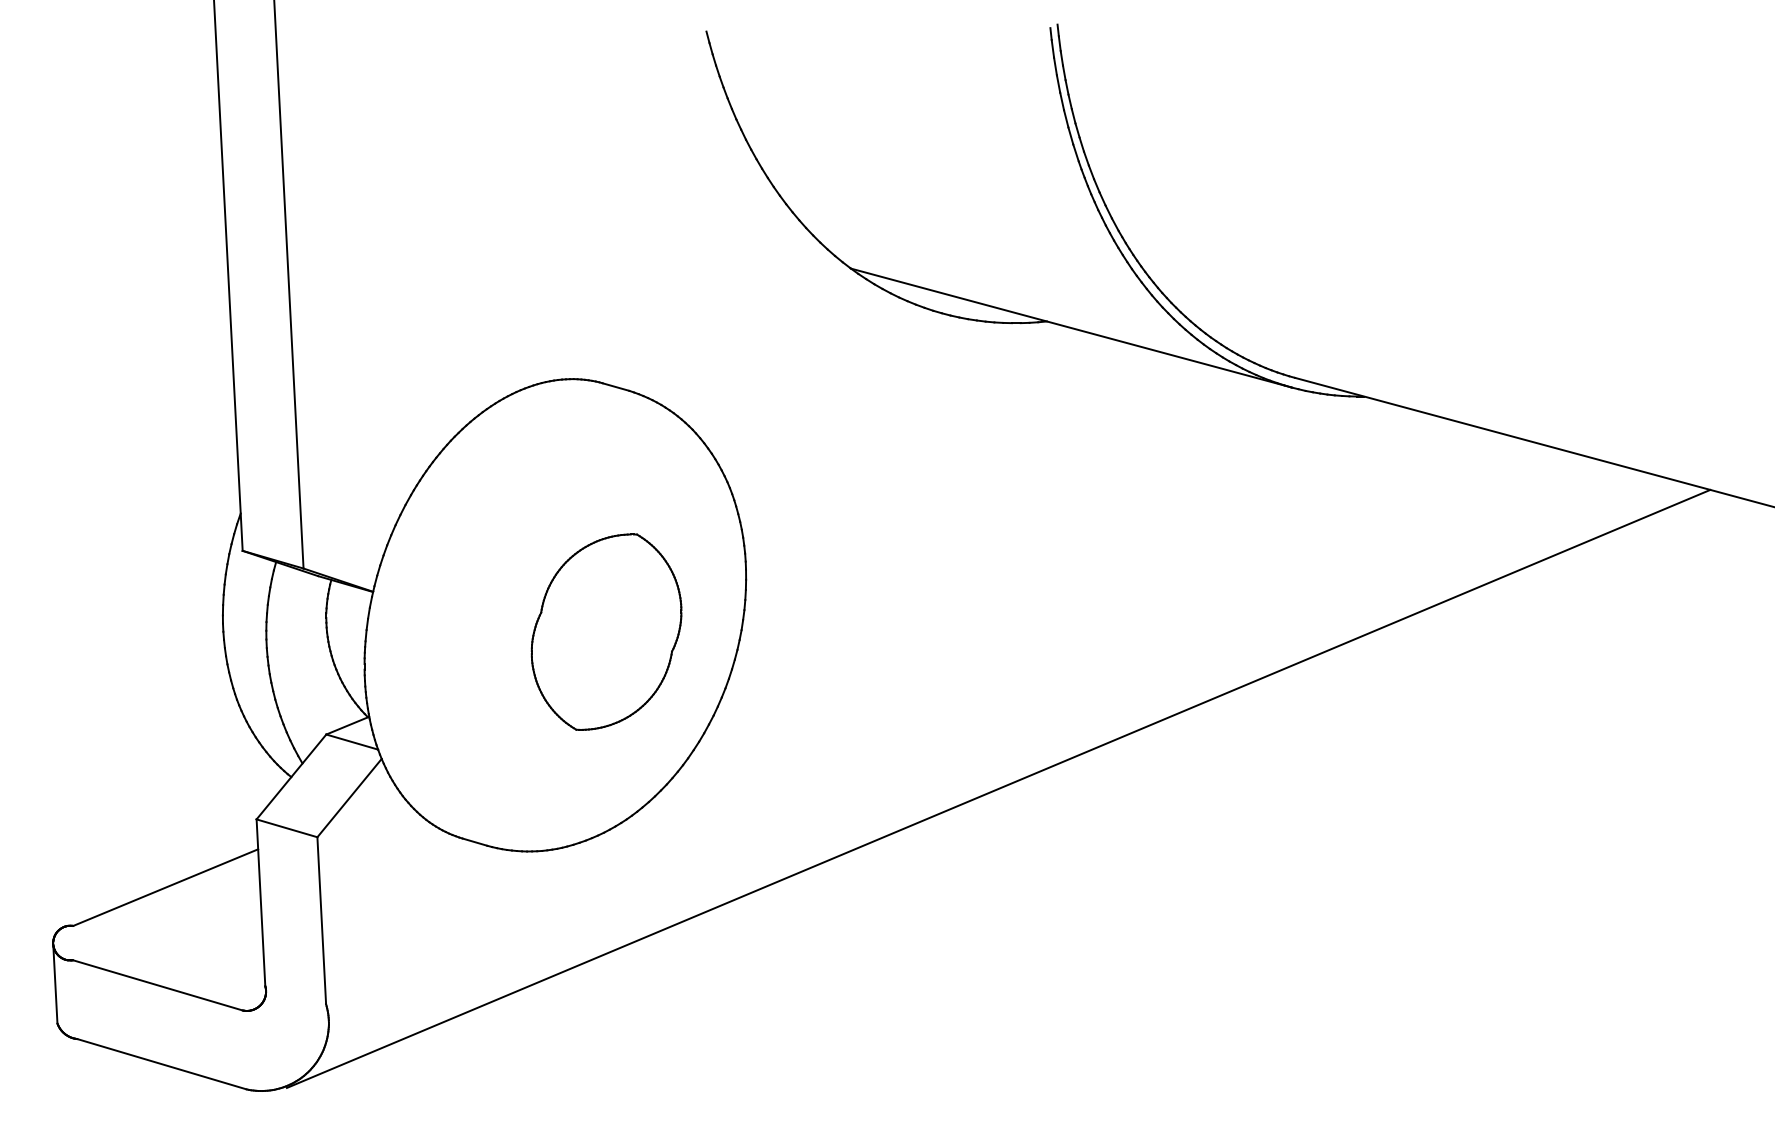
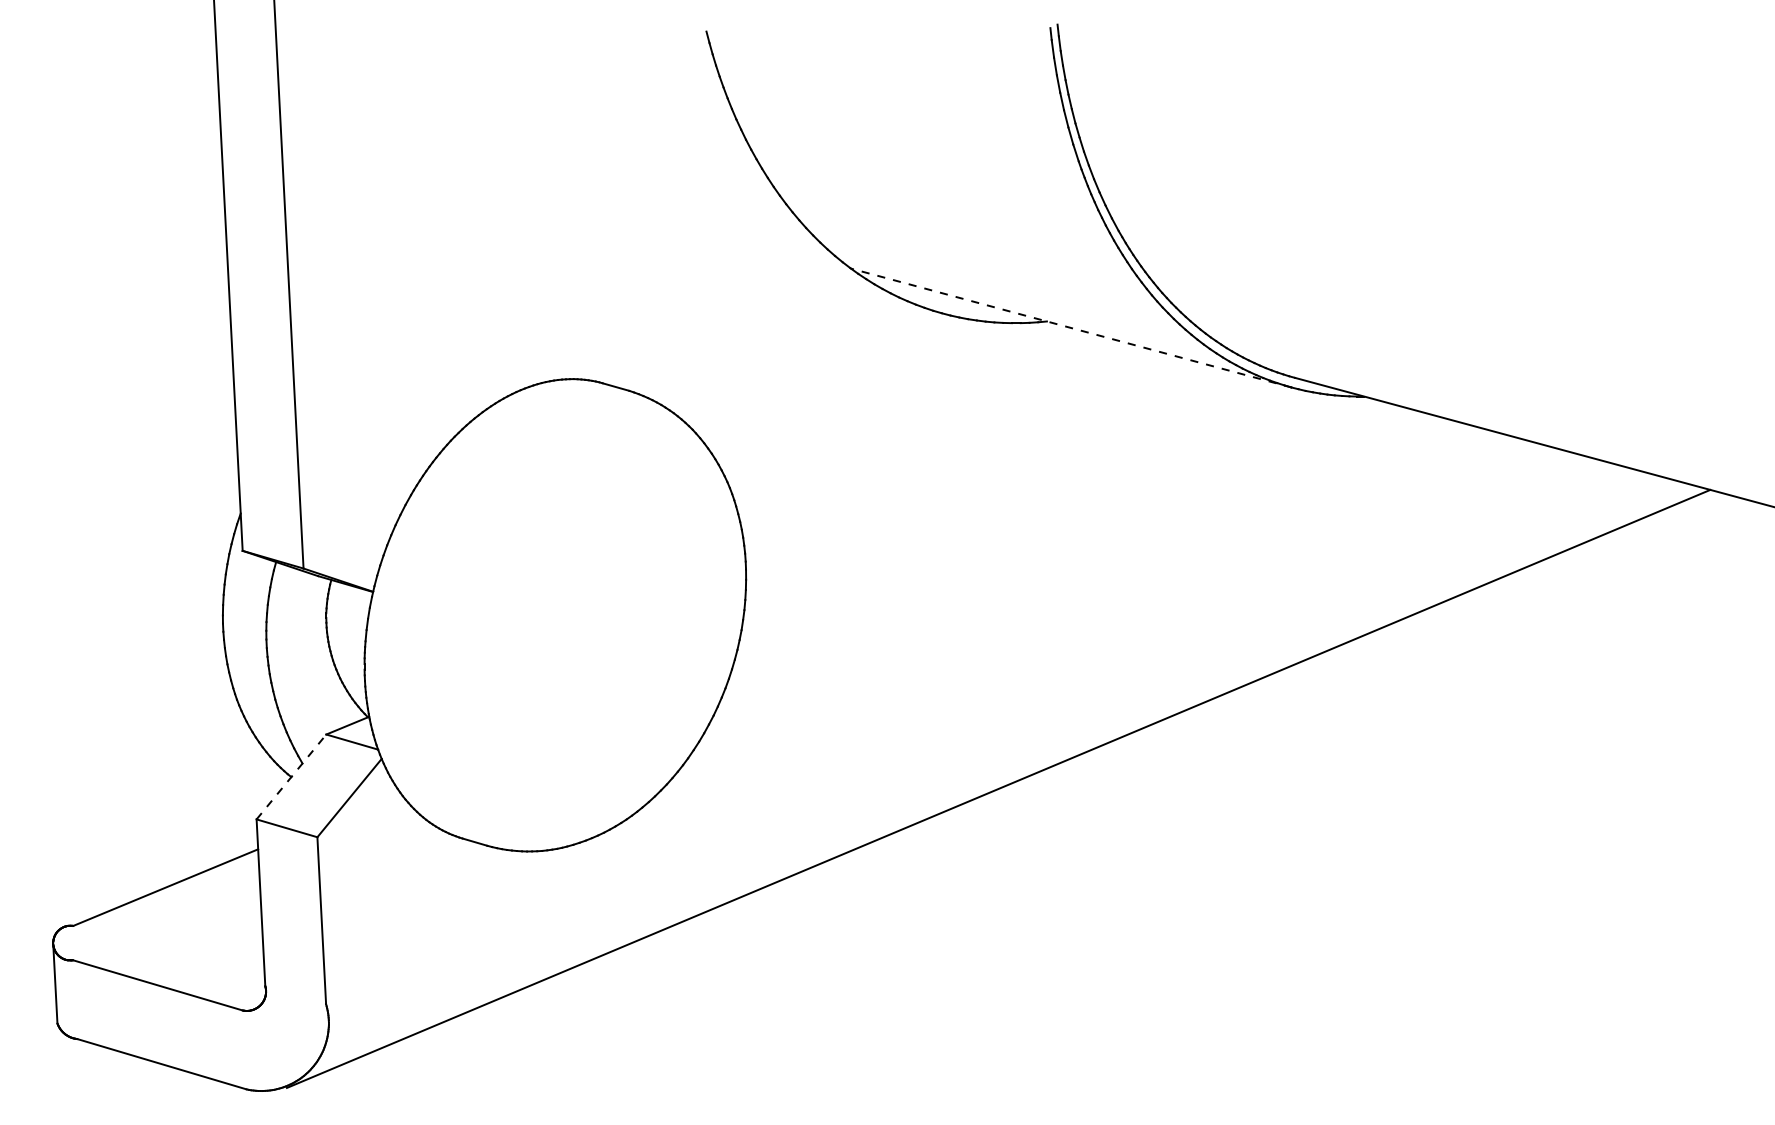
line: solid -> dashed (1071, 327)
part: present -> none (606, 631)
line: solid -> dashed (291, 776)
